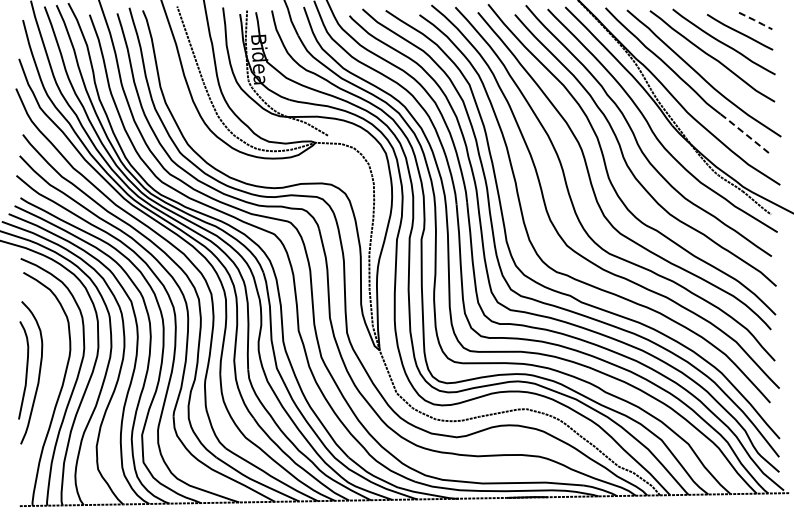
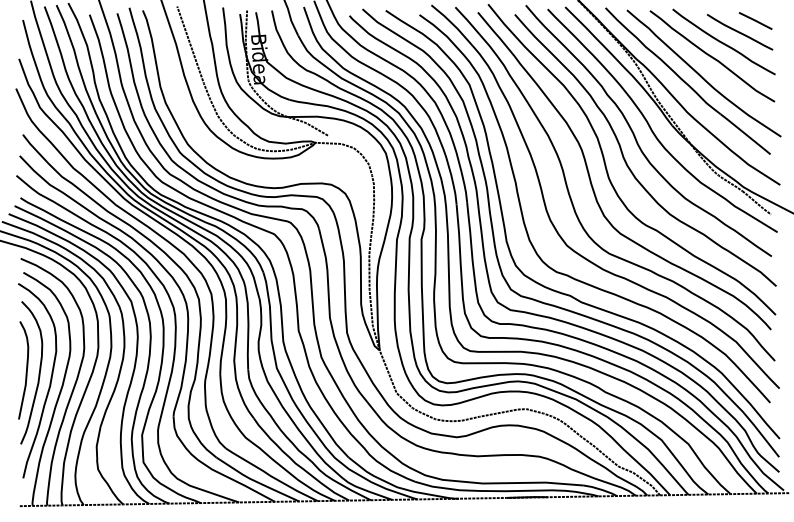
line: dashed -> solid (756, 21)
line: dashed -> solid (745, 134)
curve: none -> present (49, 382)
